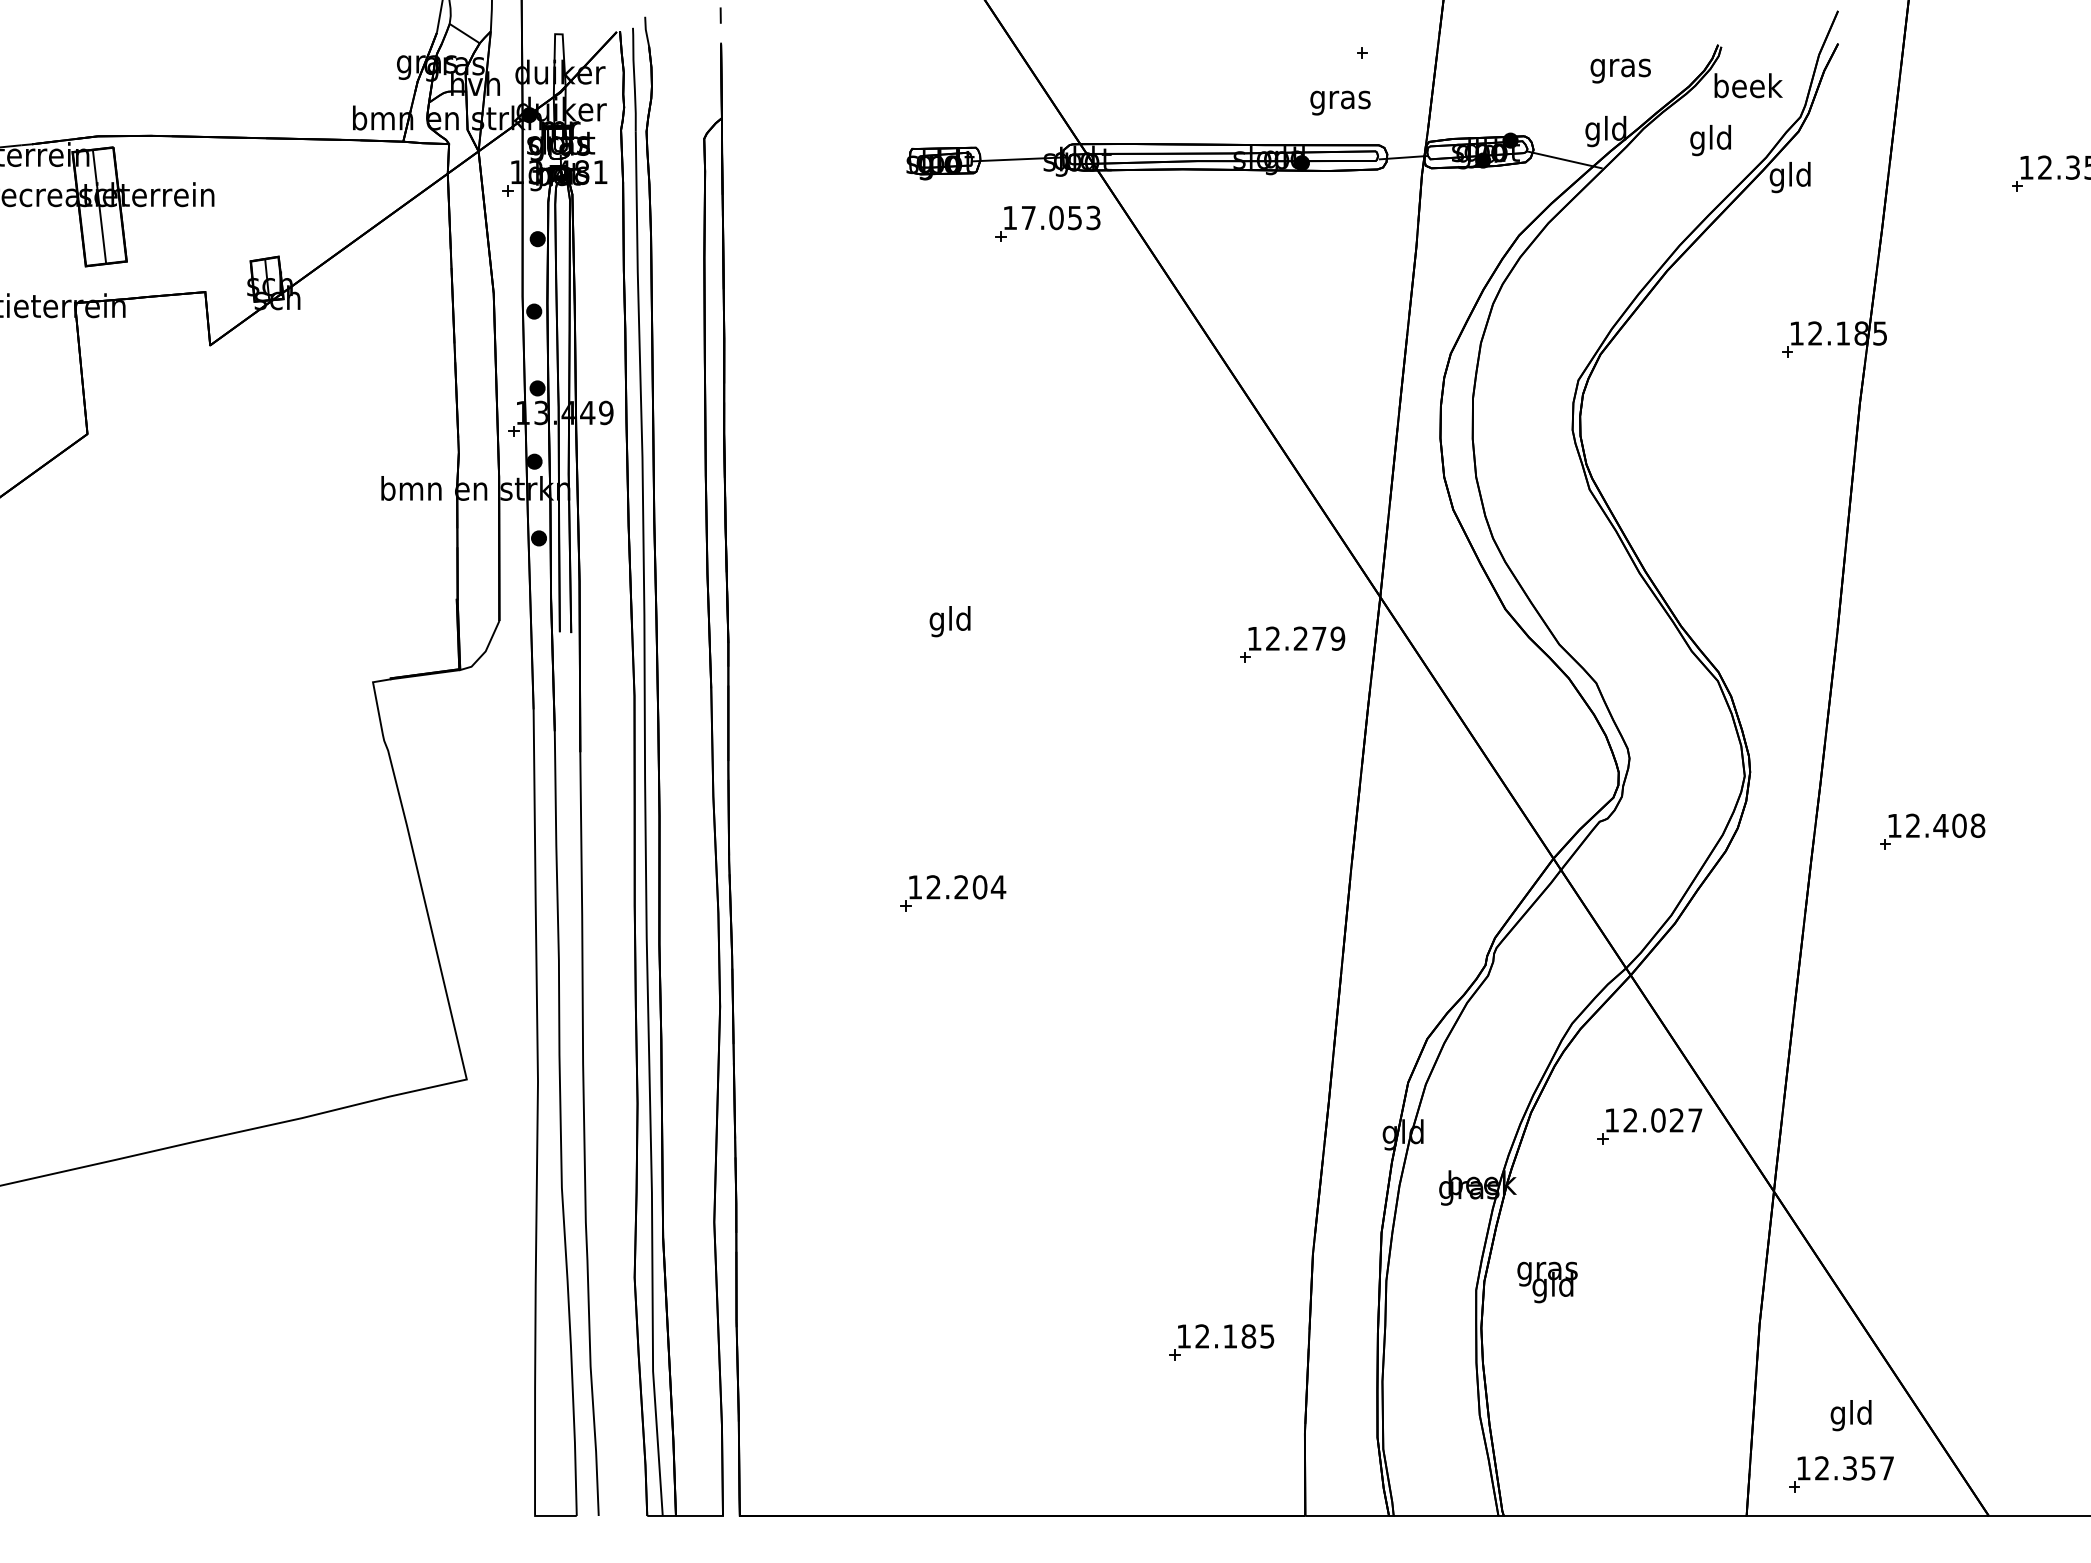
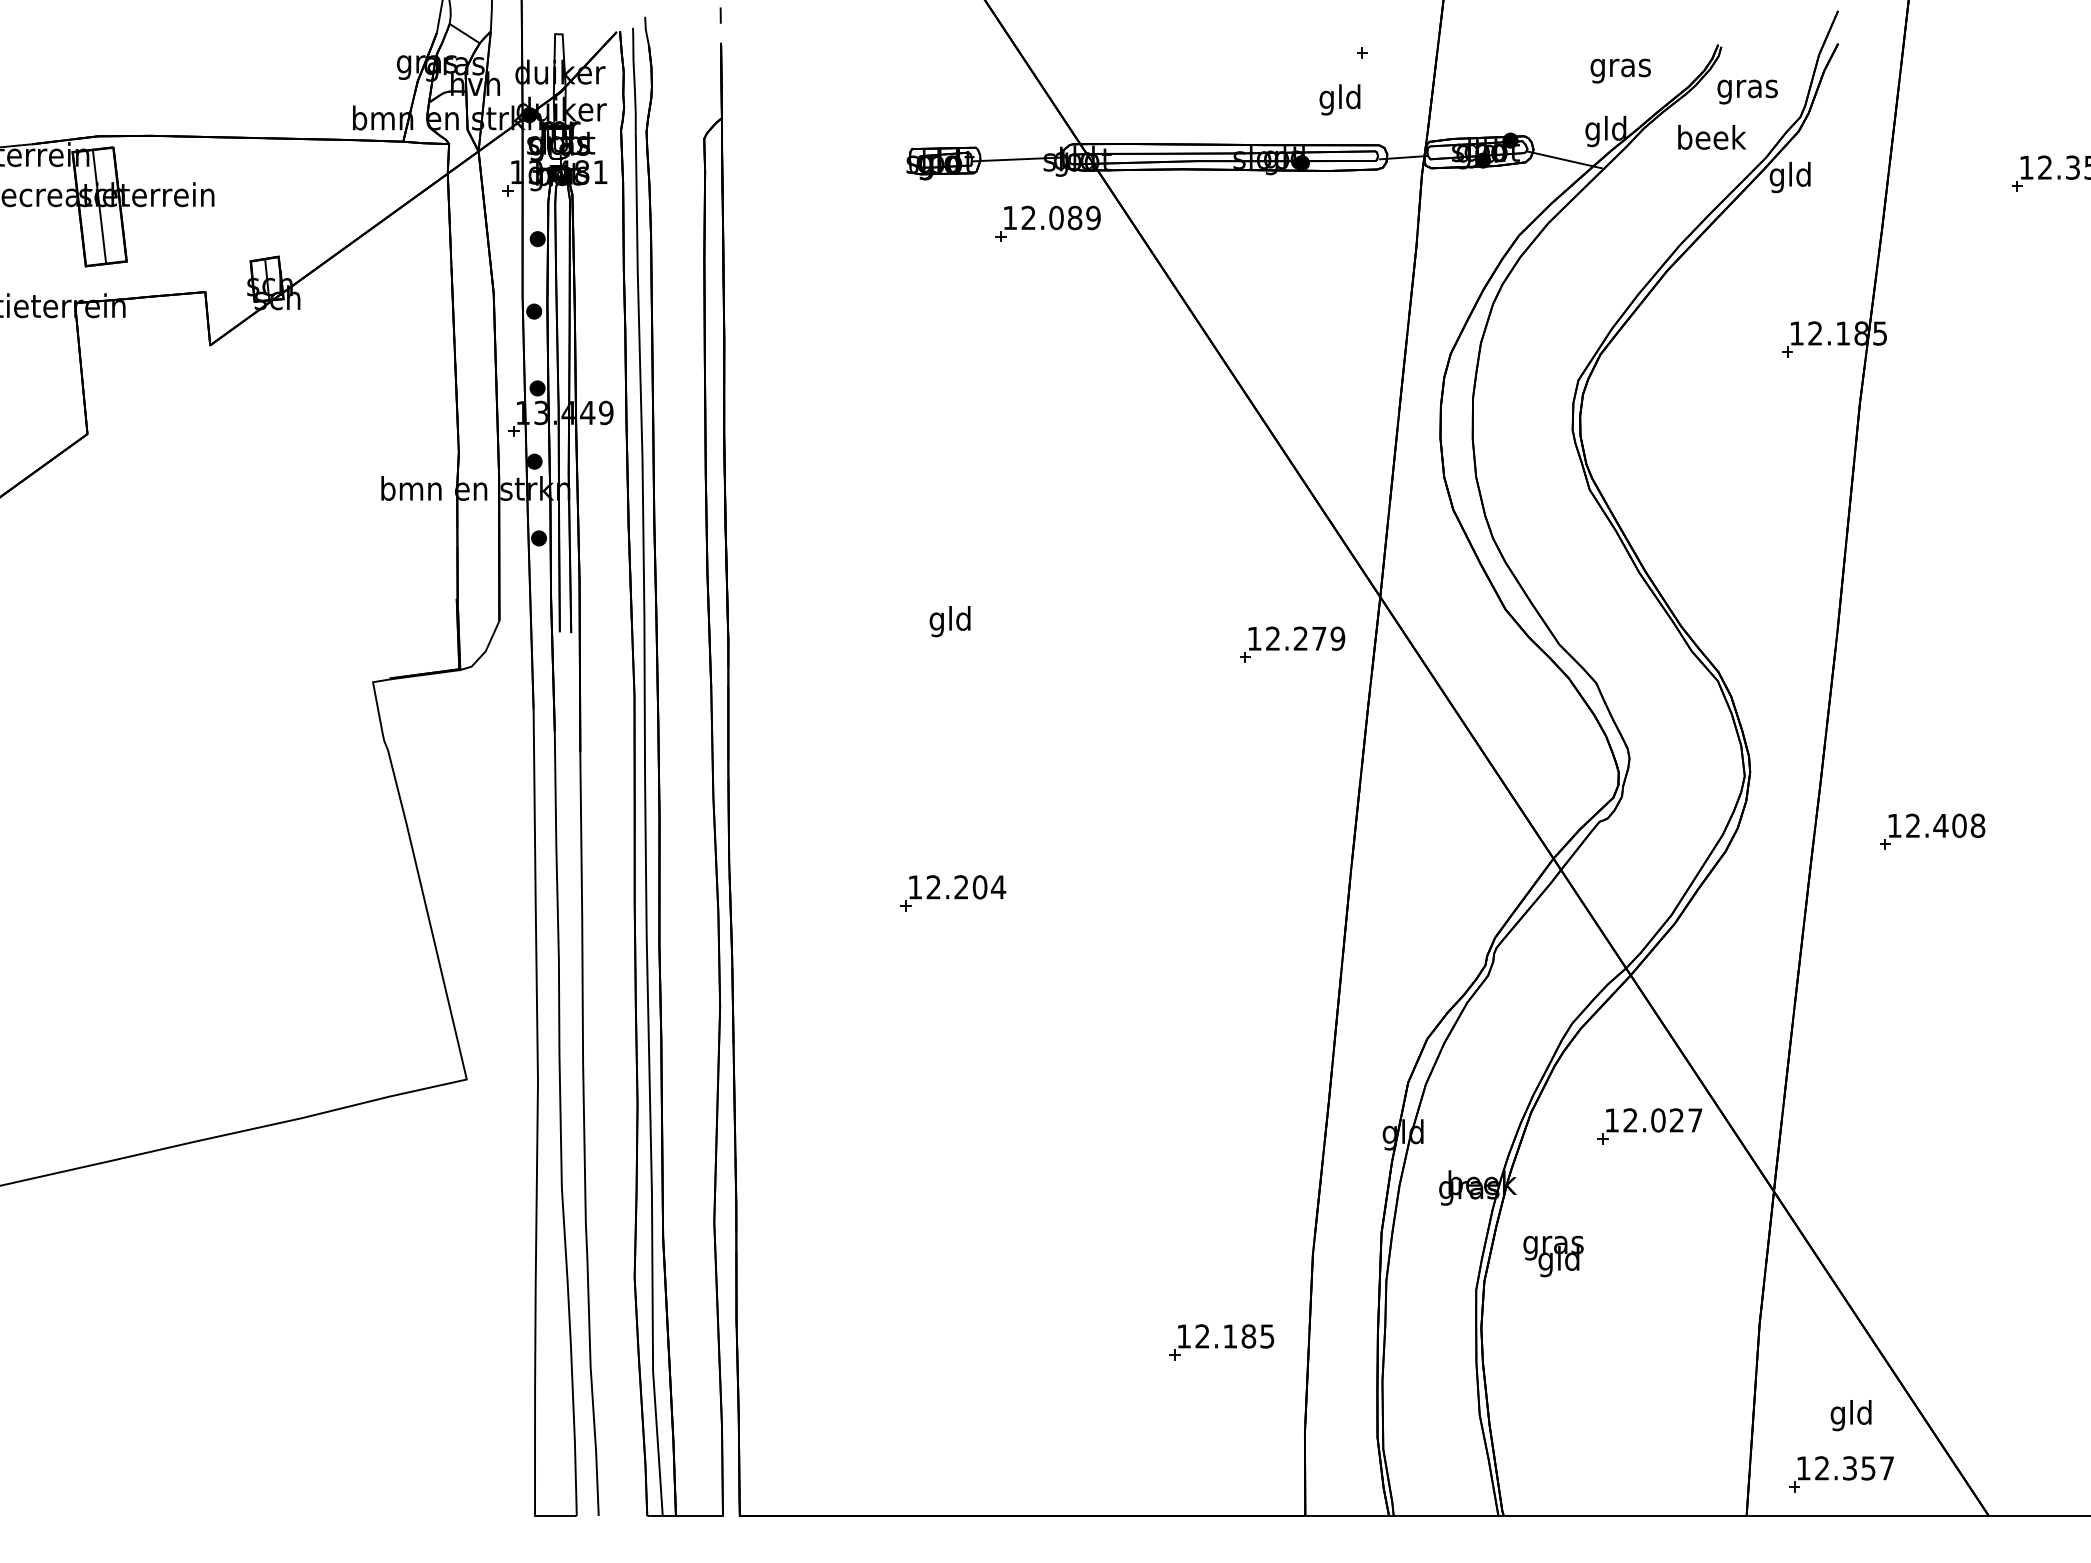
text: beek -> gras (1748, 88)
text: gras -> gld (1340, 99)
text: gld -> beek (1712, 140)
text: 17.053 -> 12.089 (1060, 217)
text position: (1547, 1282) -> (1553, 1256) (1553, 1256)
